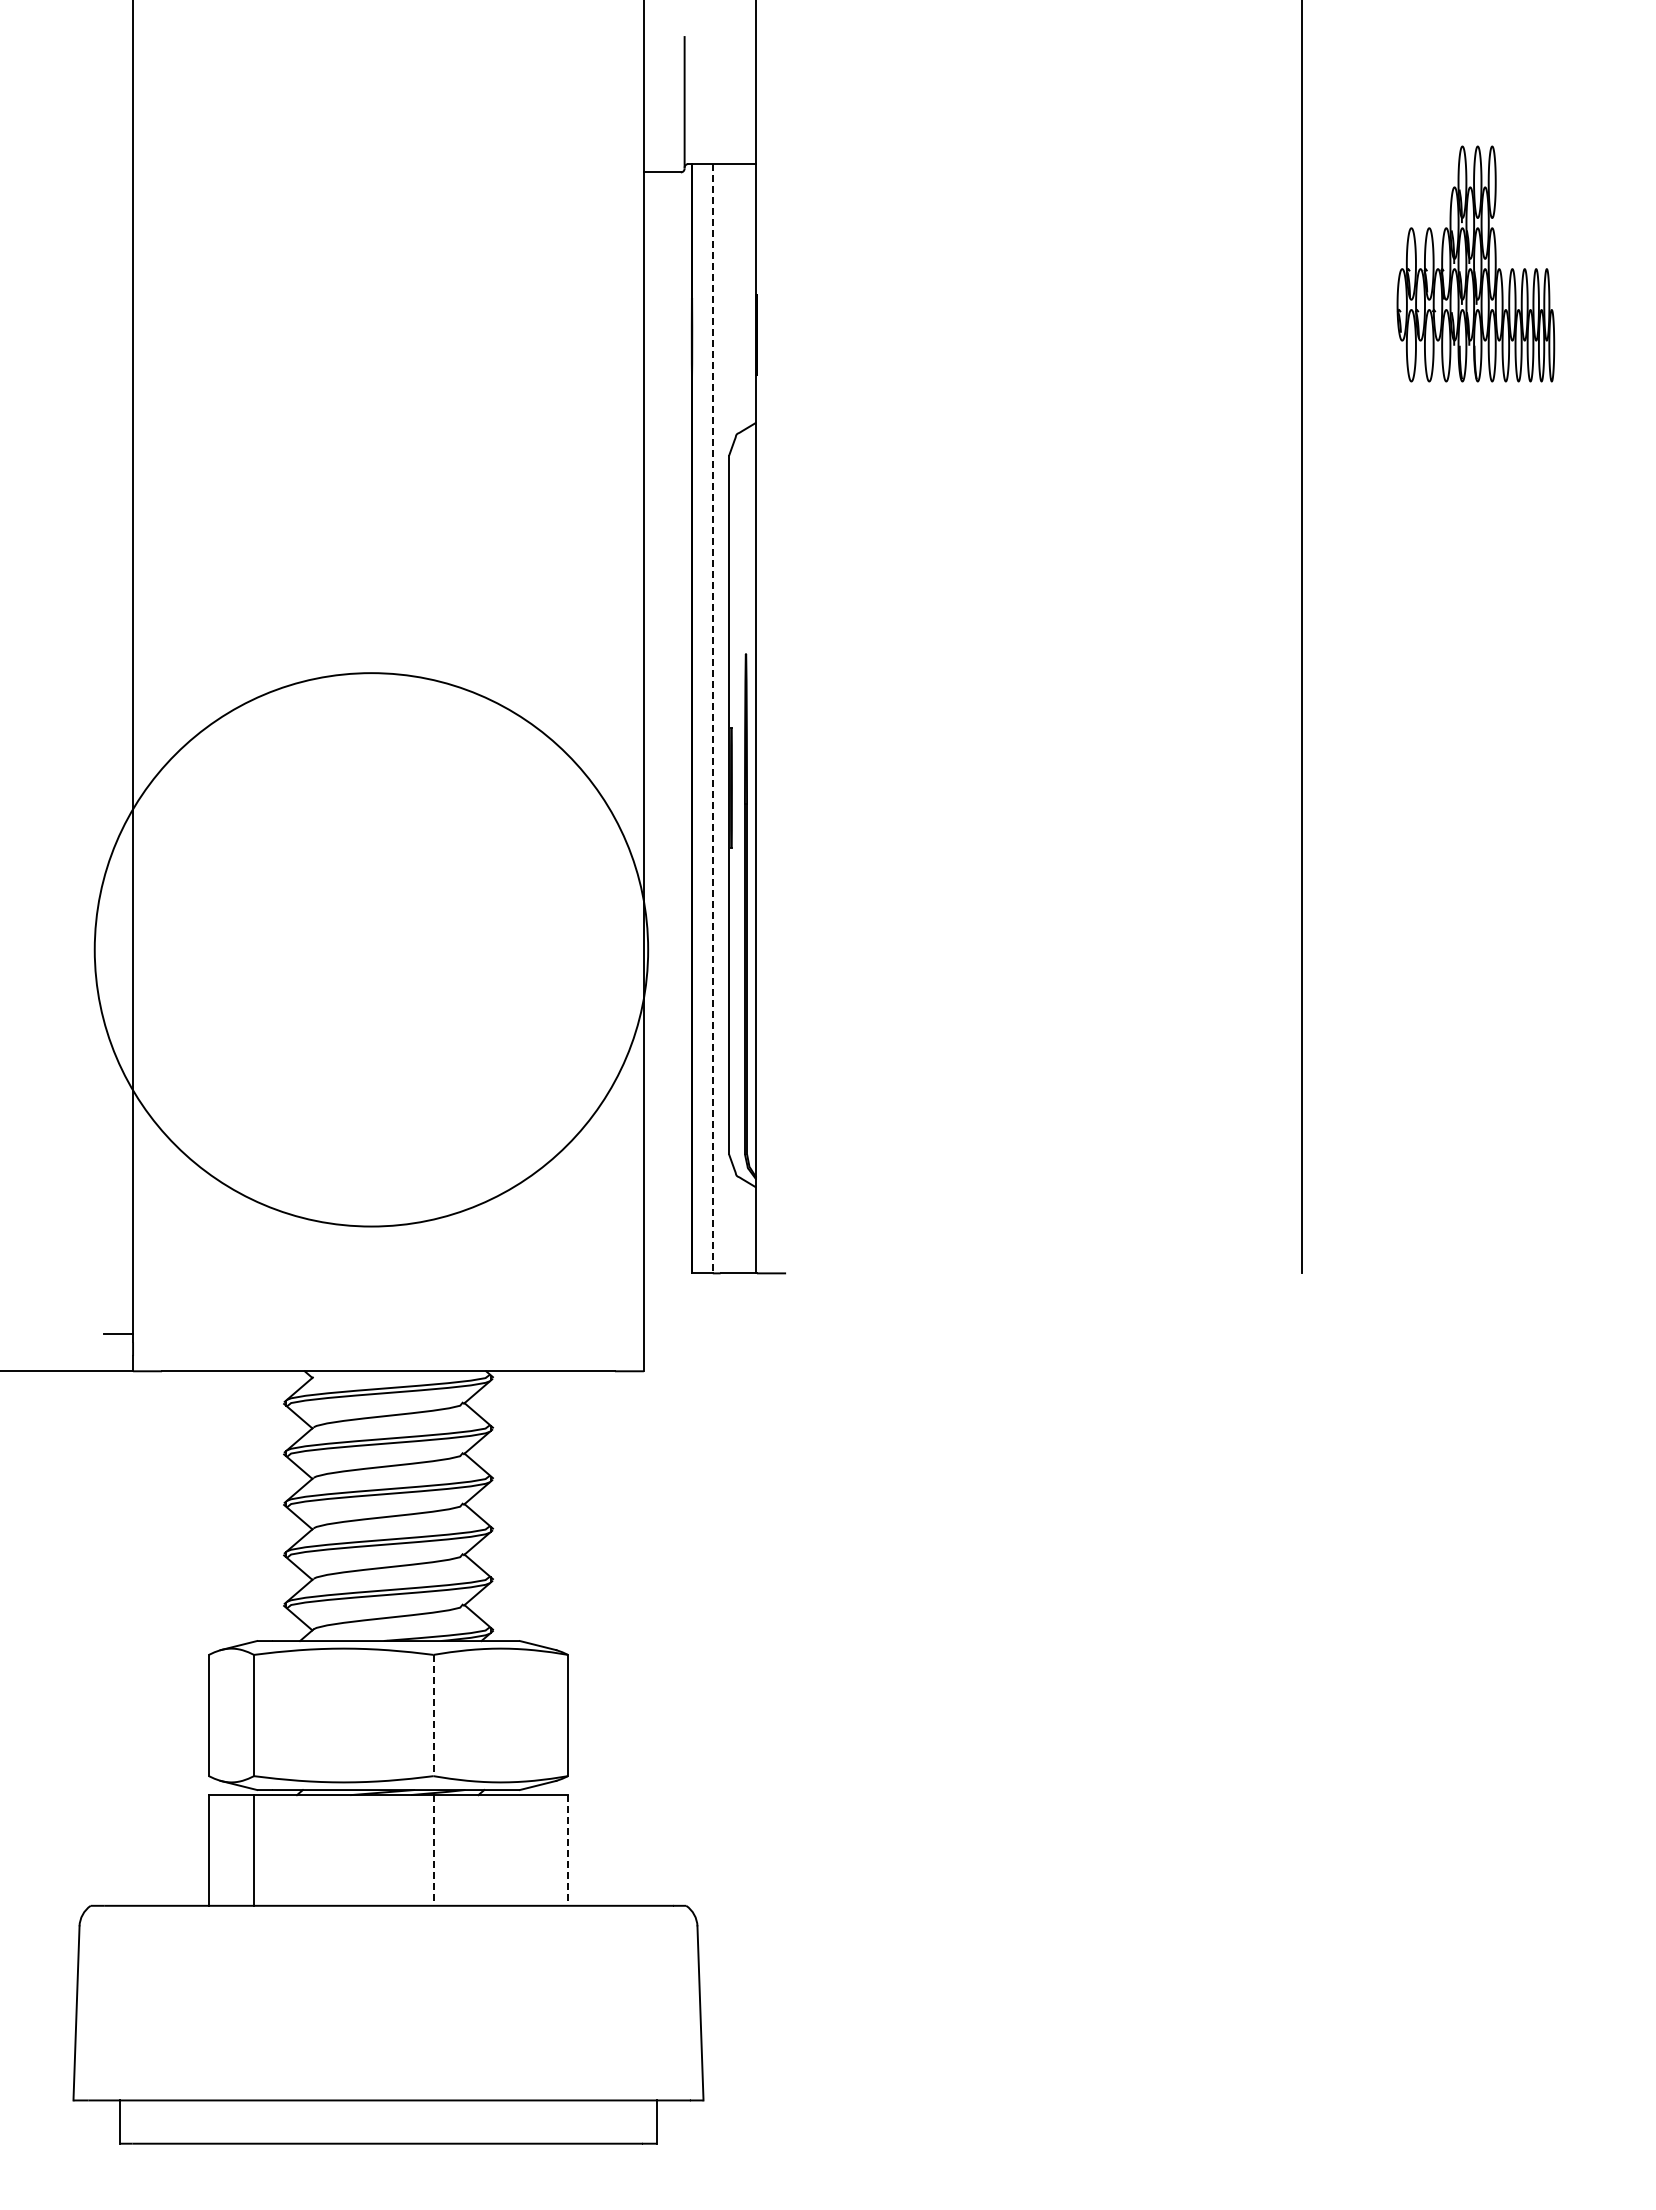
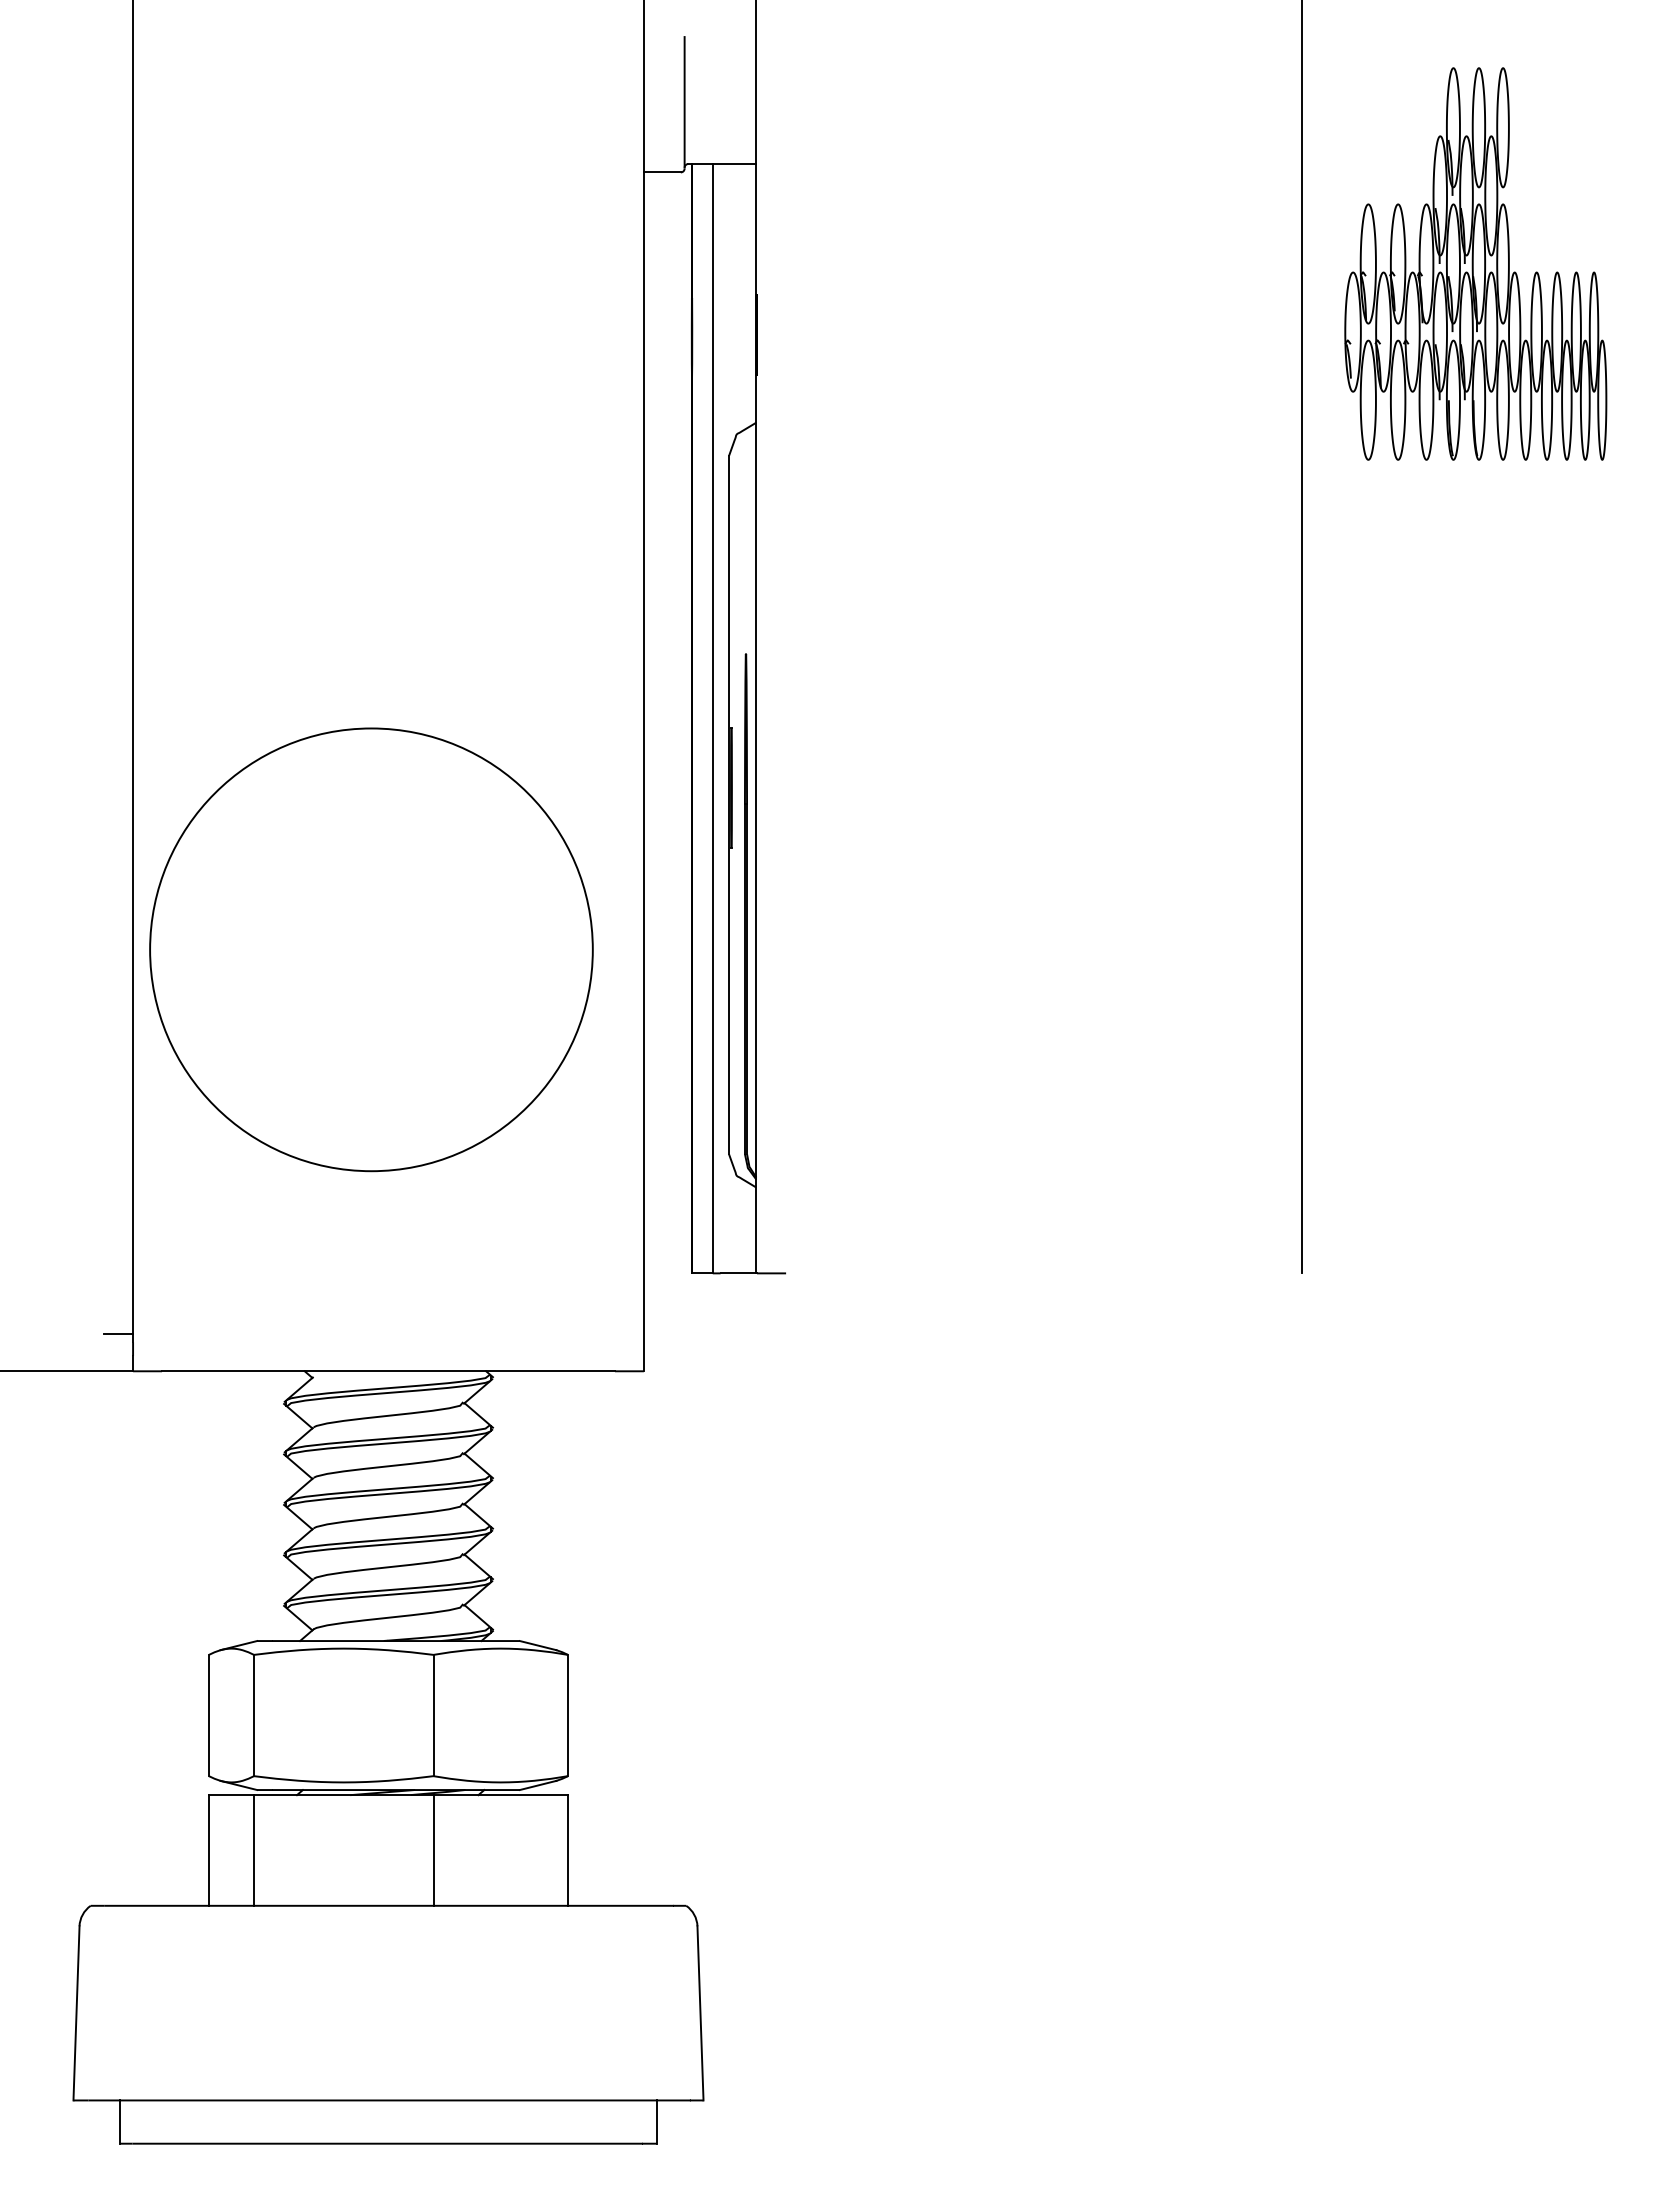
part size: 160x238 px -> 264x394 px (1475, 263)
line: dashed -> solid (712, 718)
circle diameter: 553 px -> 443 px (371, 949)
line: dashed -> solid (433, 1715)
line: dashed -> solid (433, 1850)
line: dashed -> solid (568, 1850)
